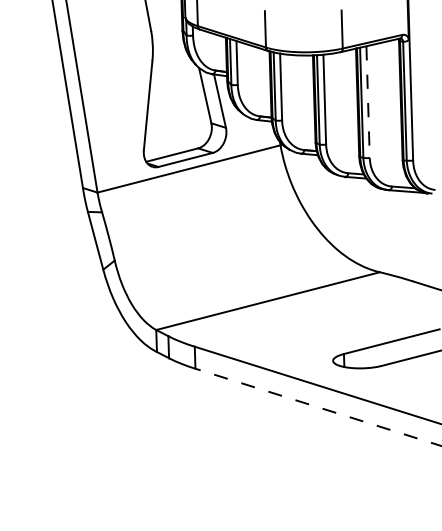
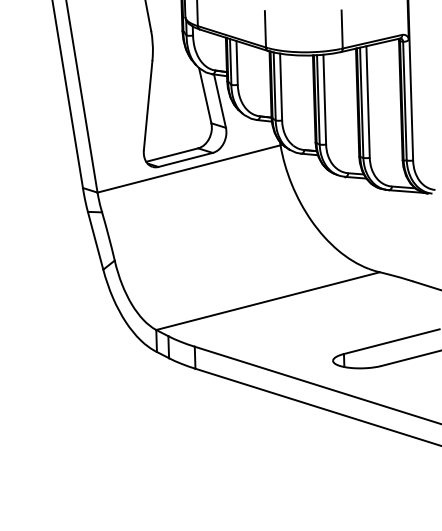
line: dashed -> solid (368, 102)
line: dashed -> solid (318, 407)
